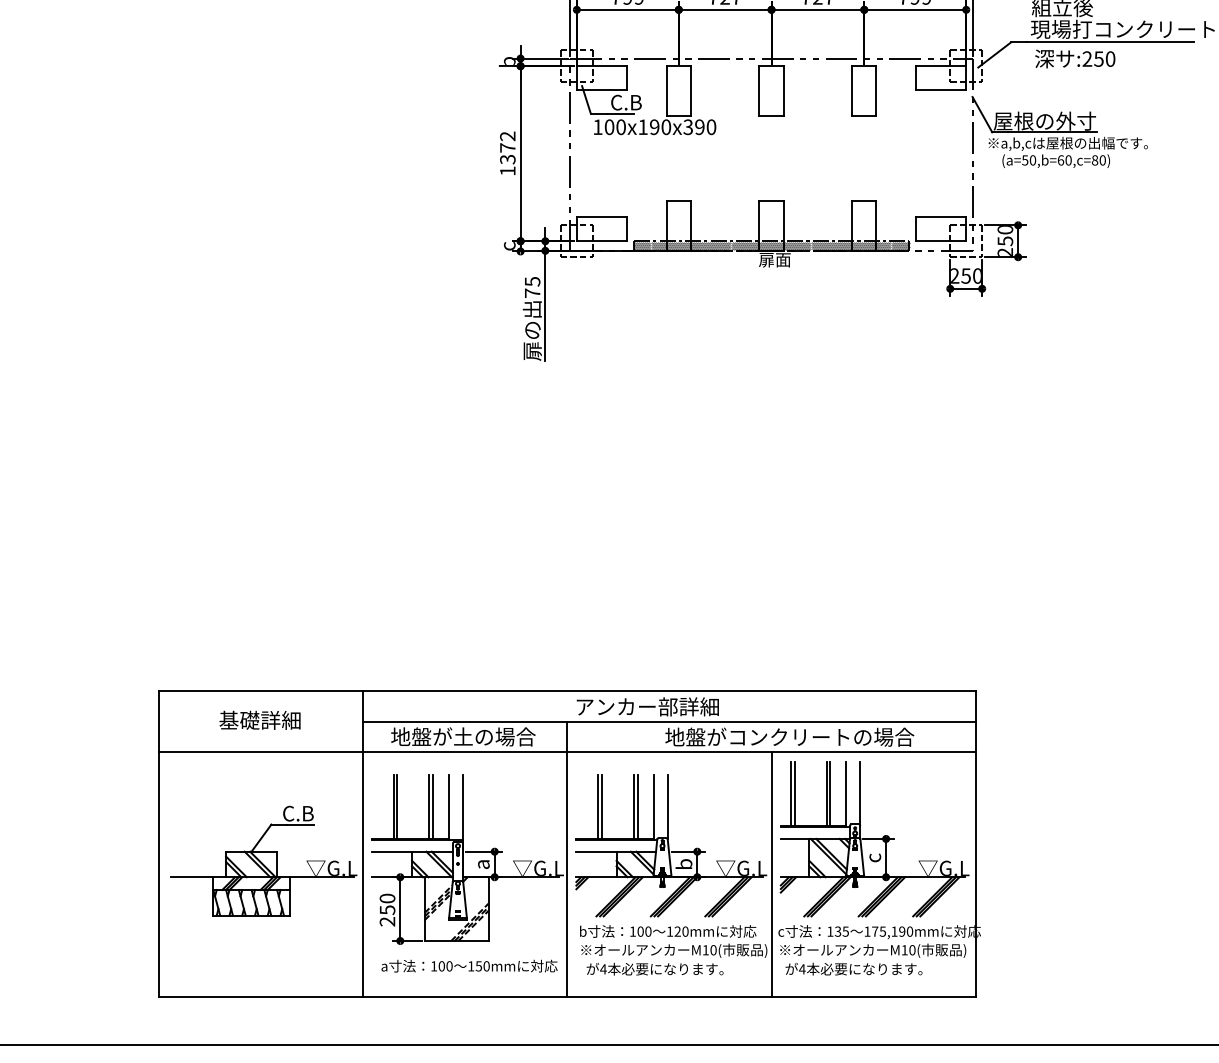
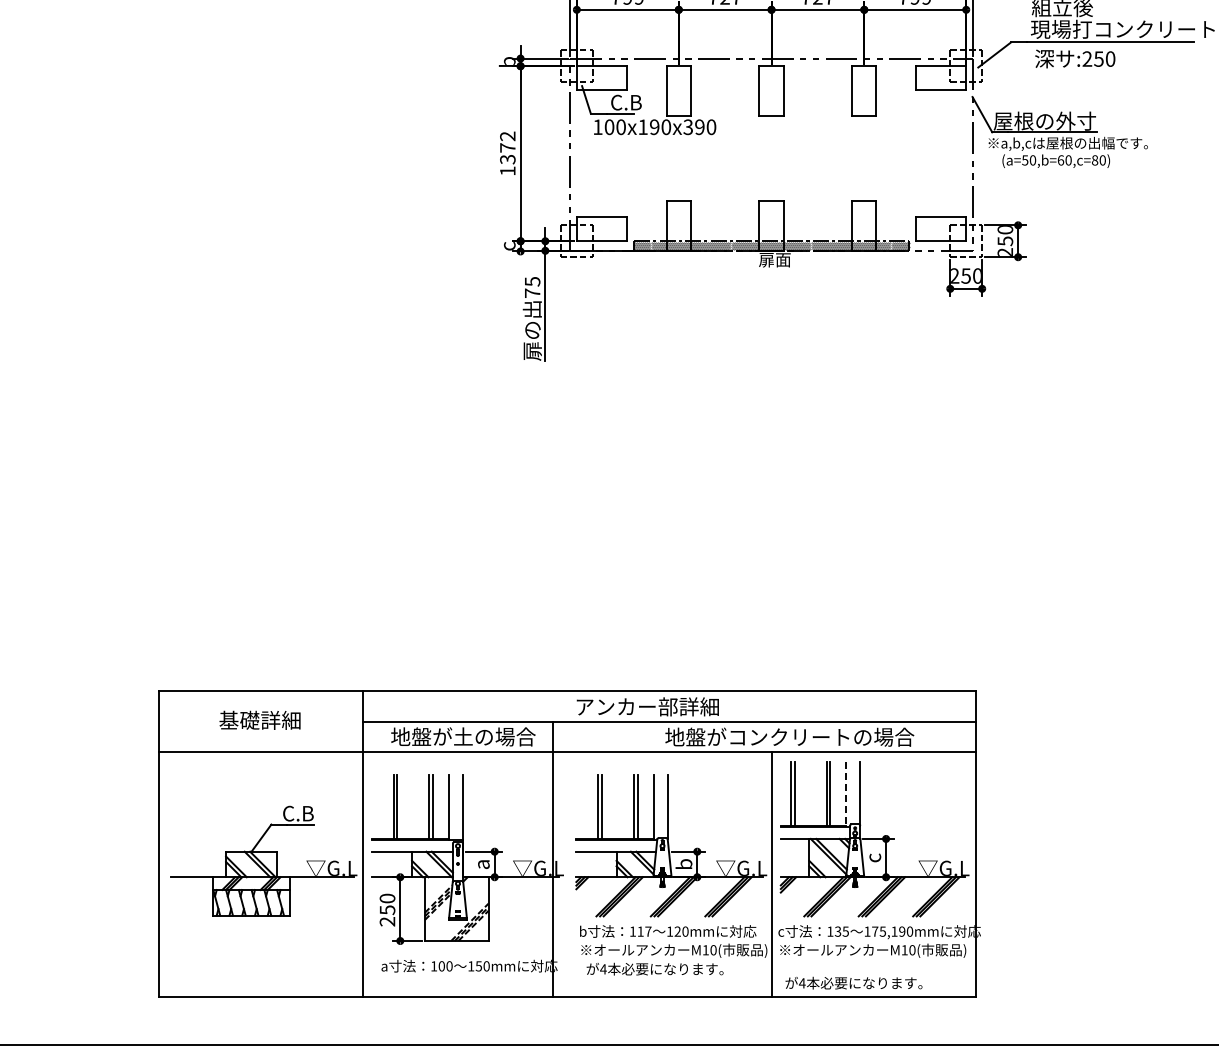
line: solid -> dashed (846, 795)
line position: (567, 859) -> (553, 859) (553, 859)
text: 100 -> 117 (644, 931)
text position: (853, 968) -> (853, 982) (853, 982)
